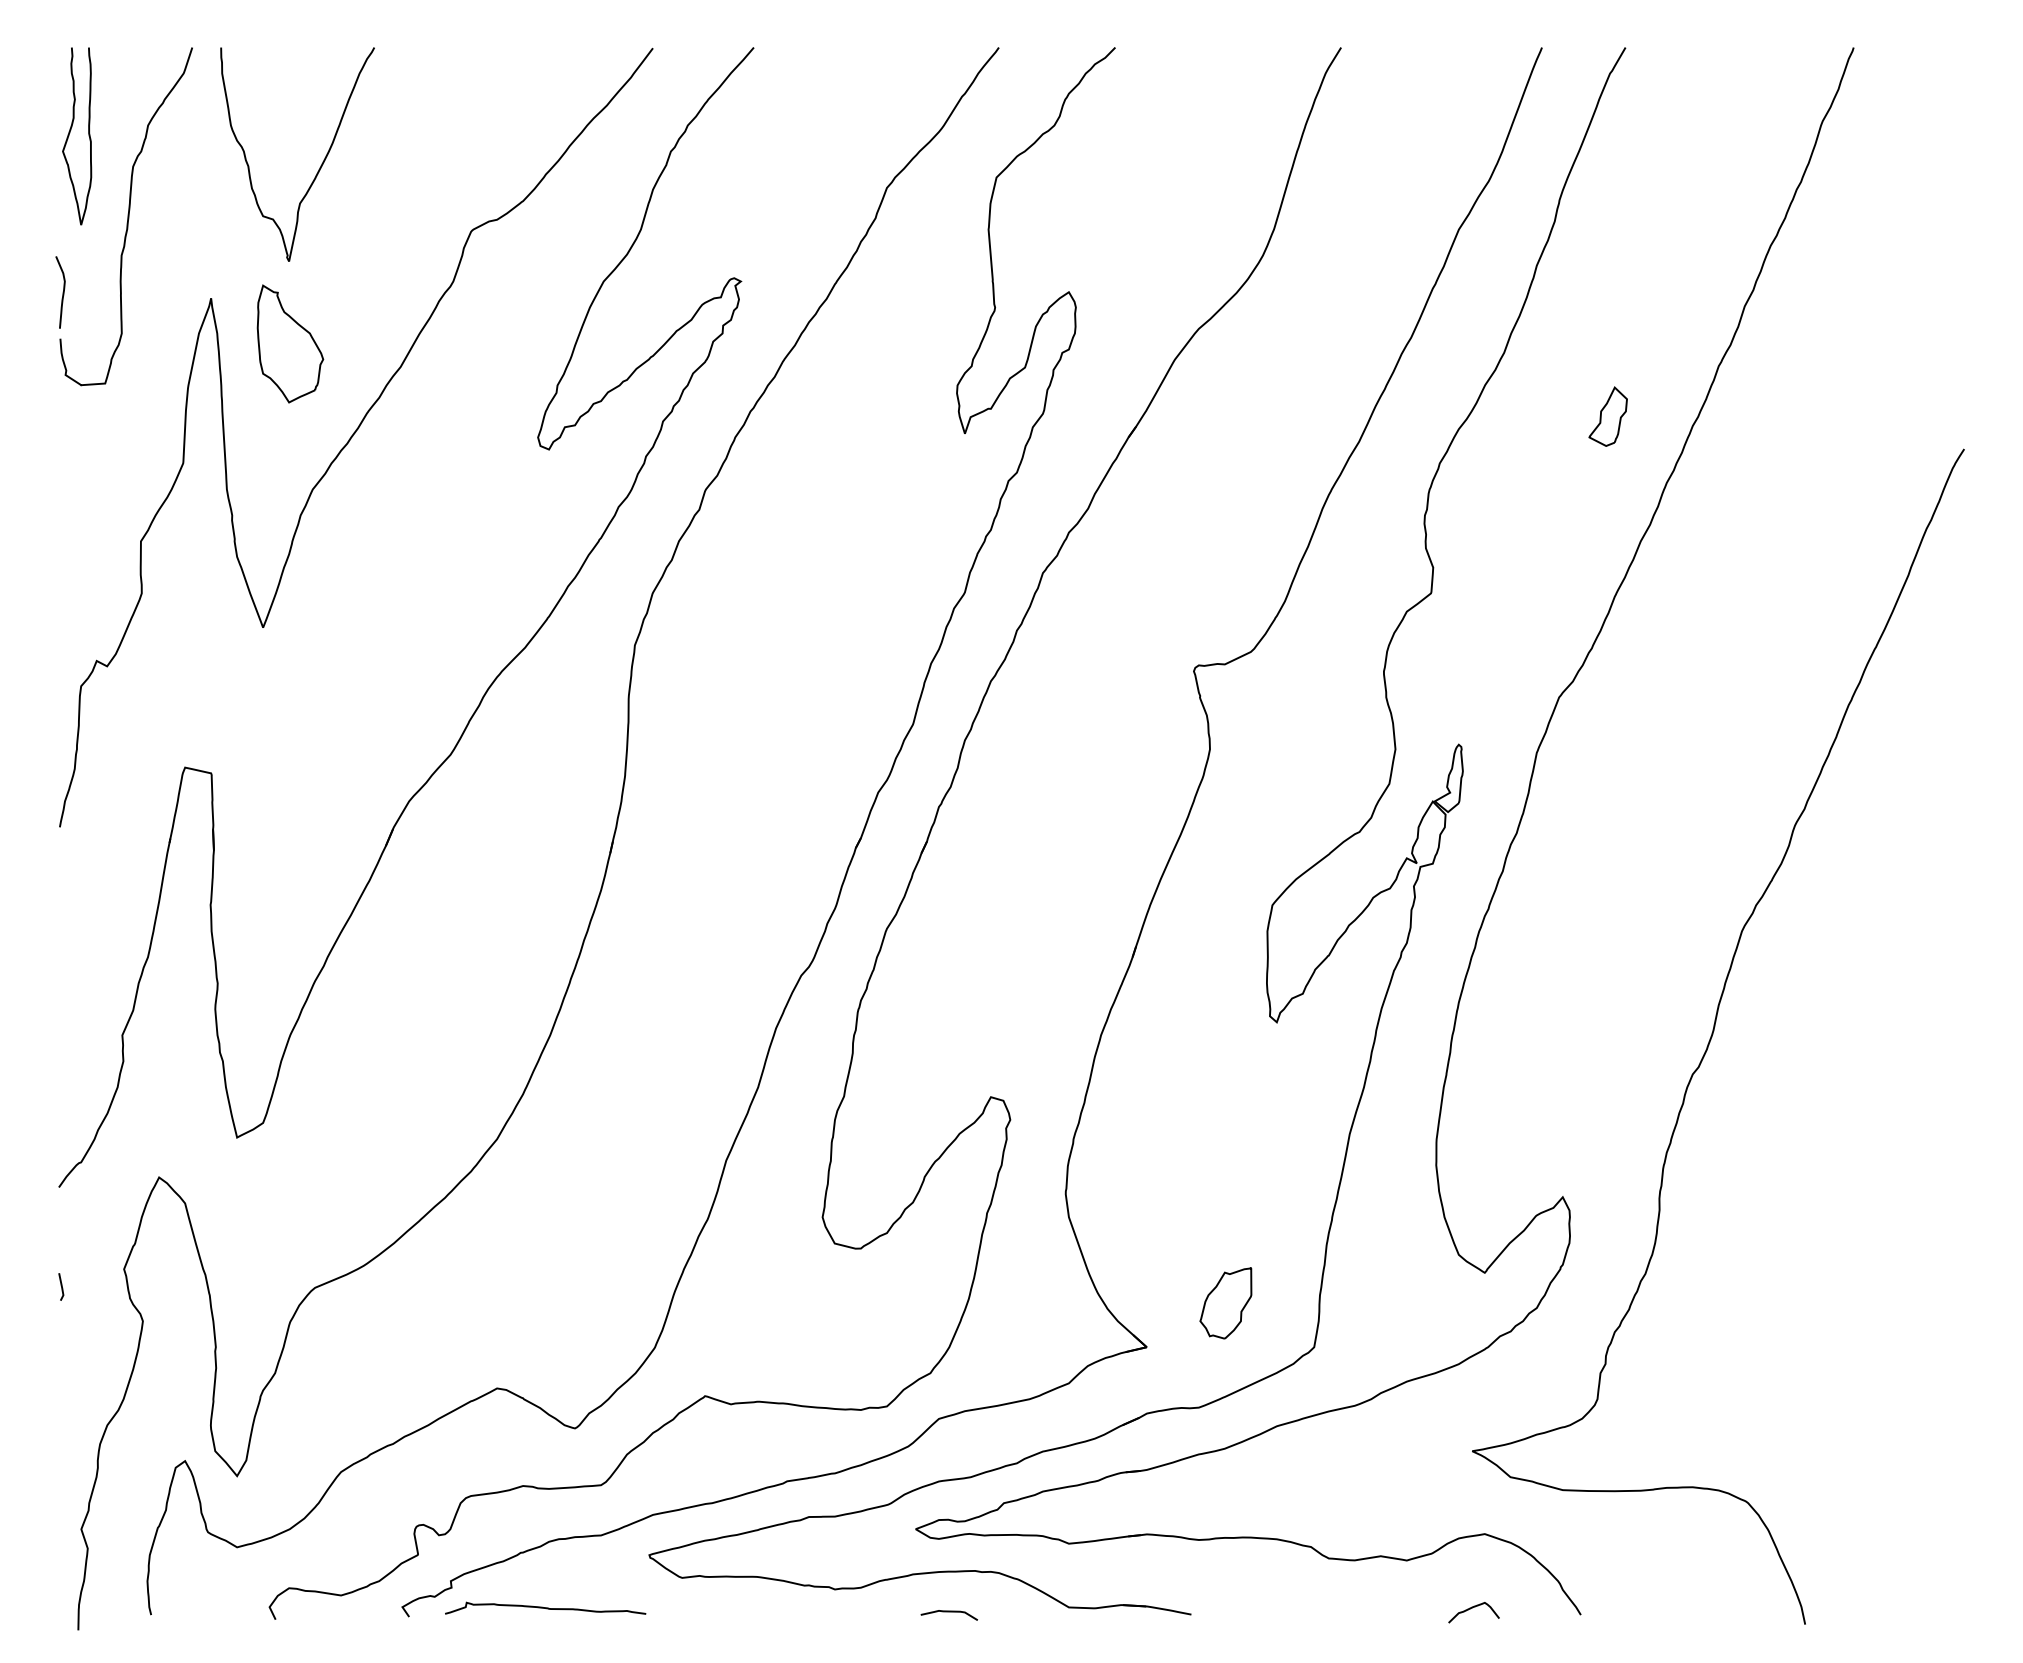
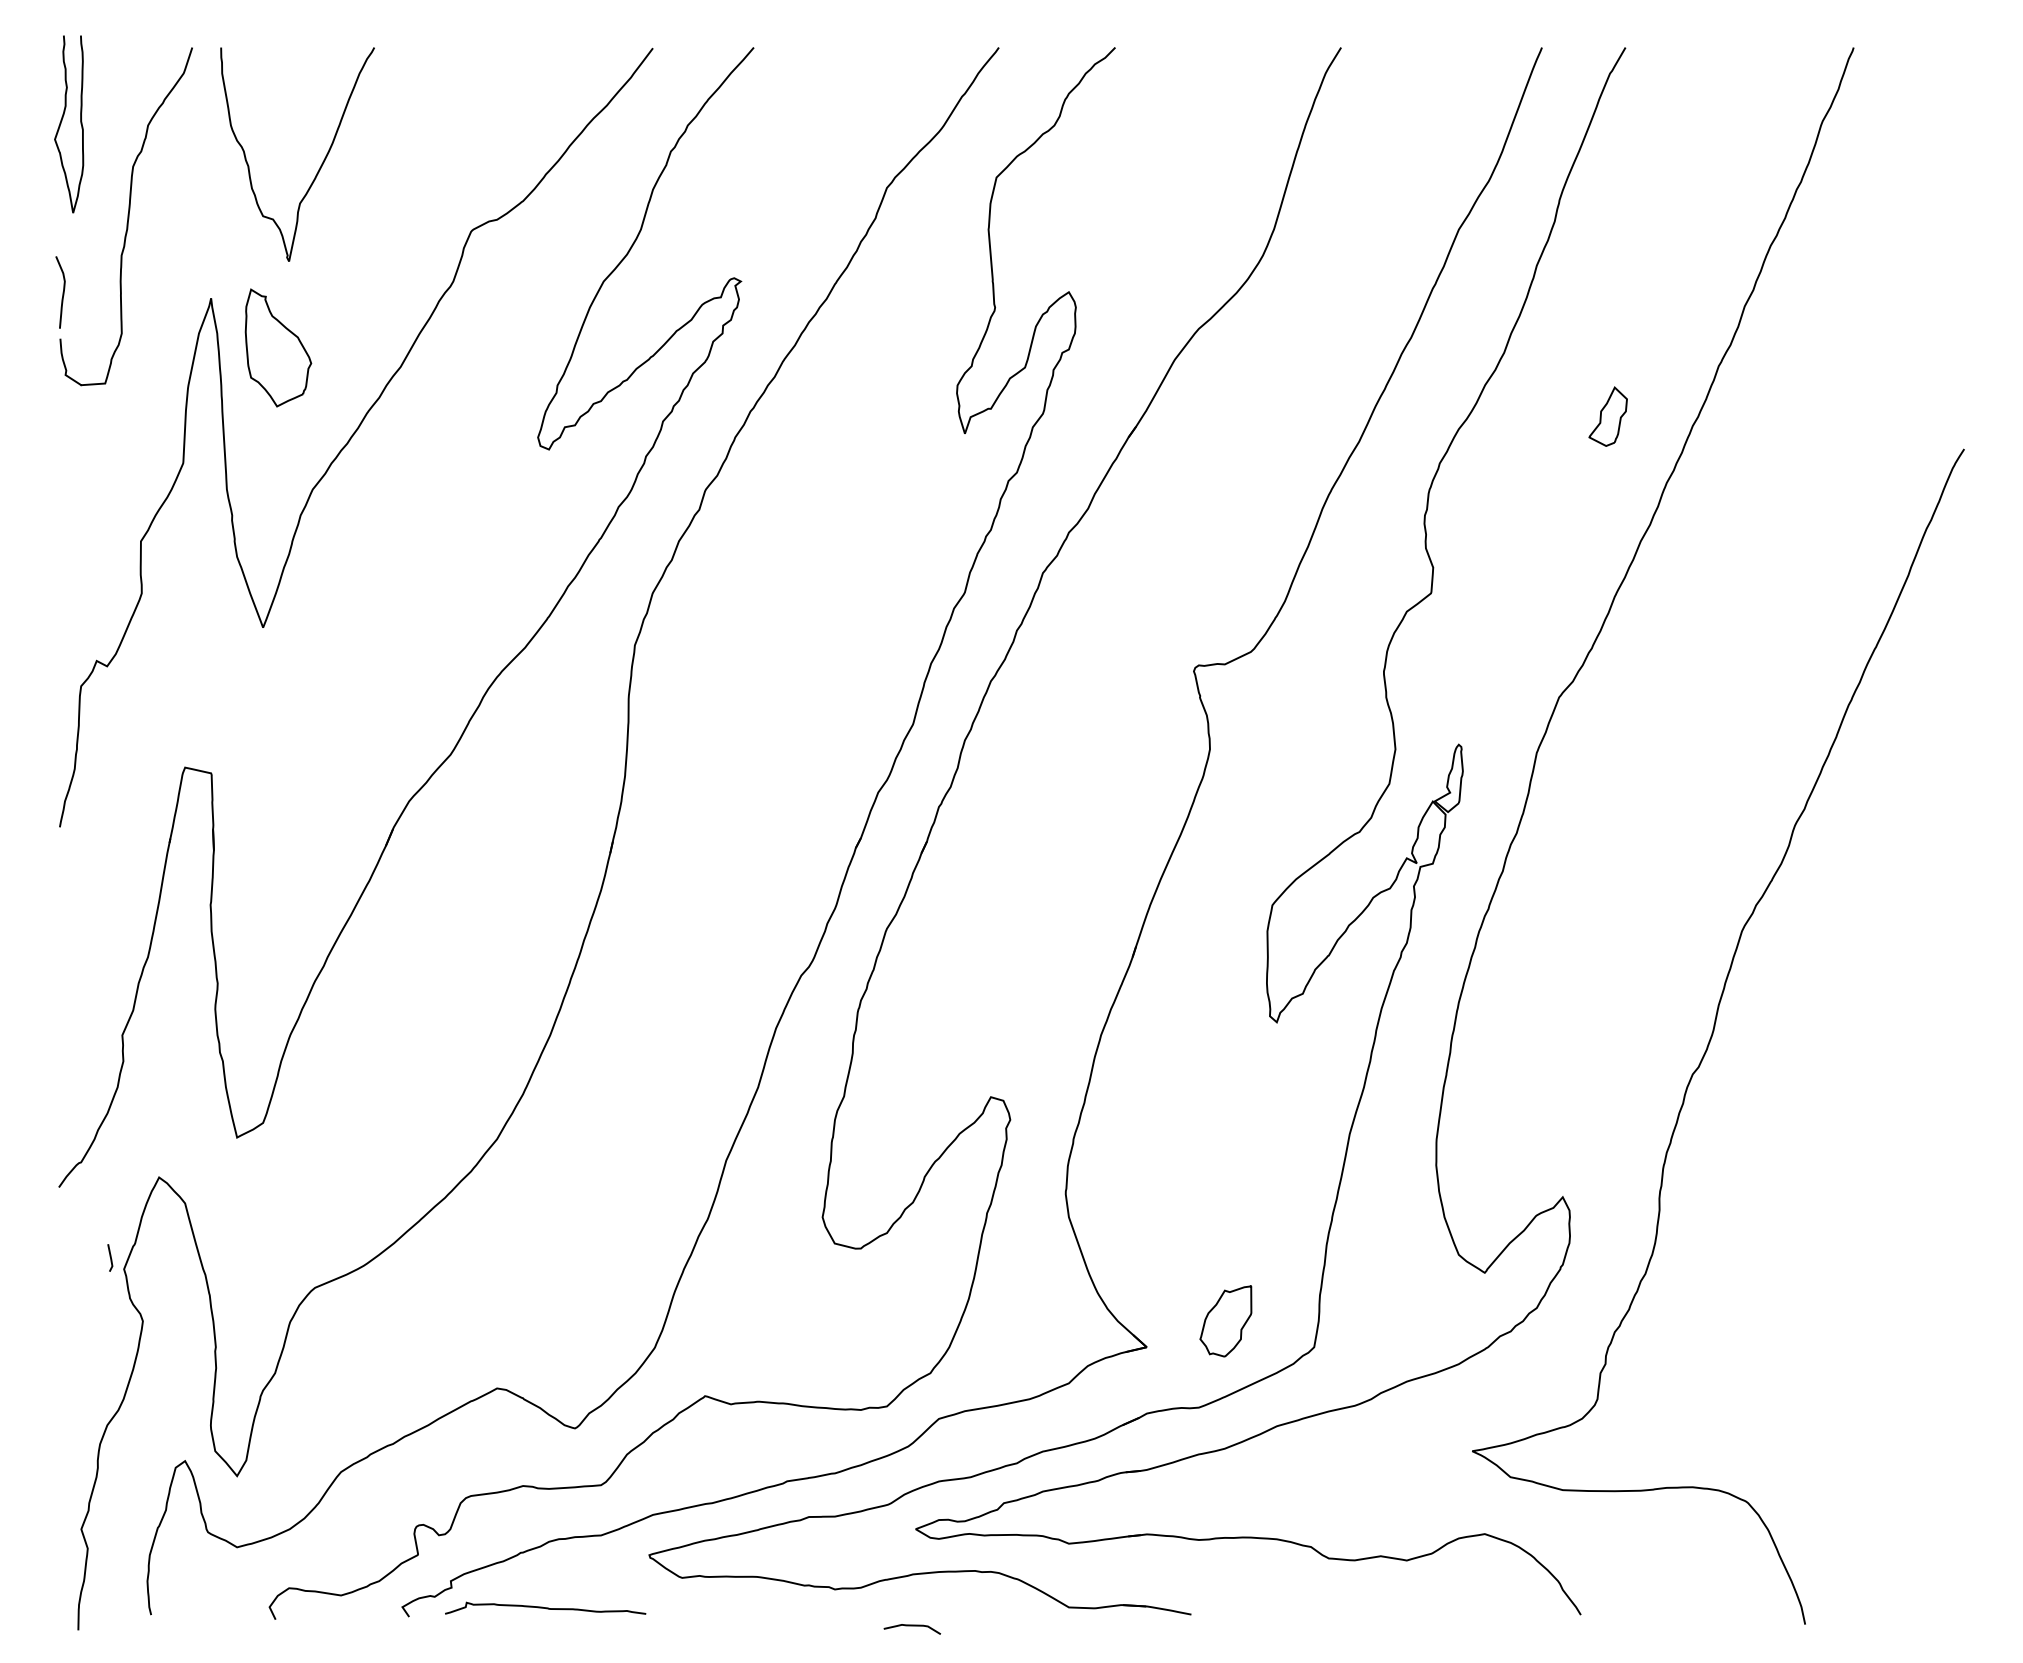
curve position: (70, 133) -> (62, 121) (62, 121)
part position: (290, 343) -> (278, 347) (278, 347)
line position: (61, 1286) -> (110, 1257) (110, 1257)
part position: (1225, 1303) -> (1225, 1321) (1225, 1321)
curve: present -> none (1472, 1608)
curve position: (948, 1612) -> (911, 1626) (911, 1626)
